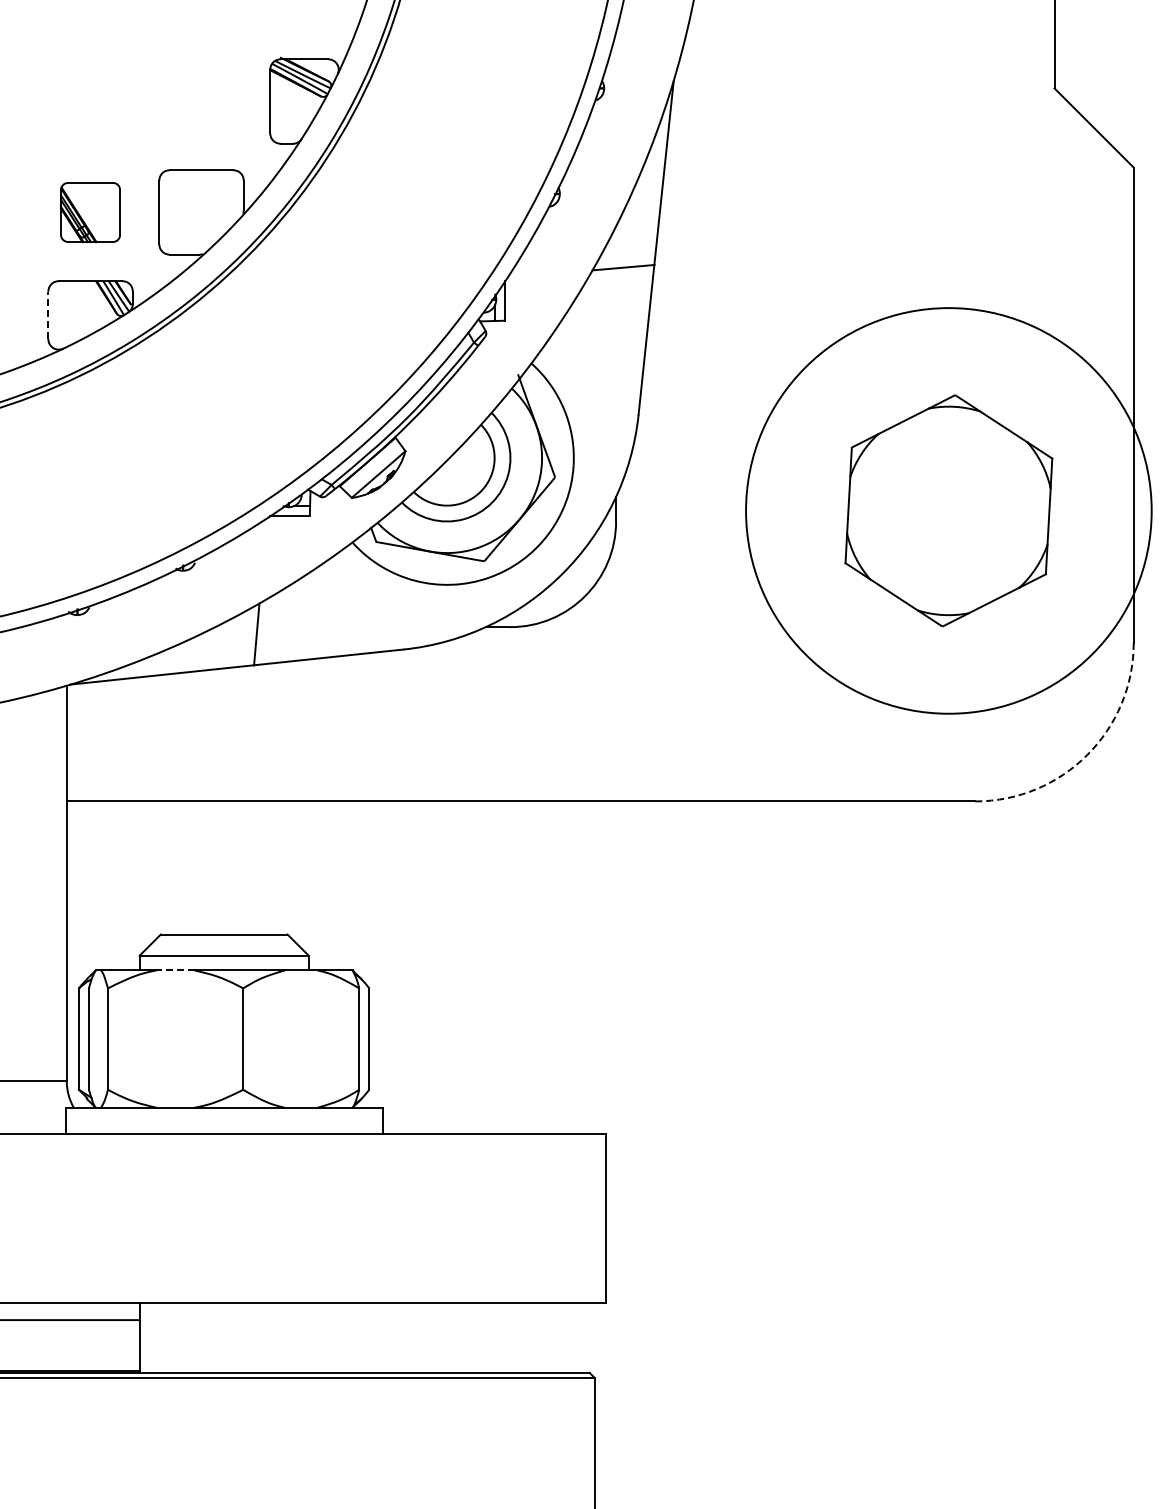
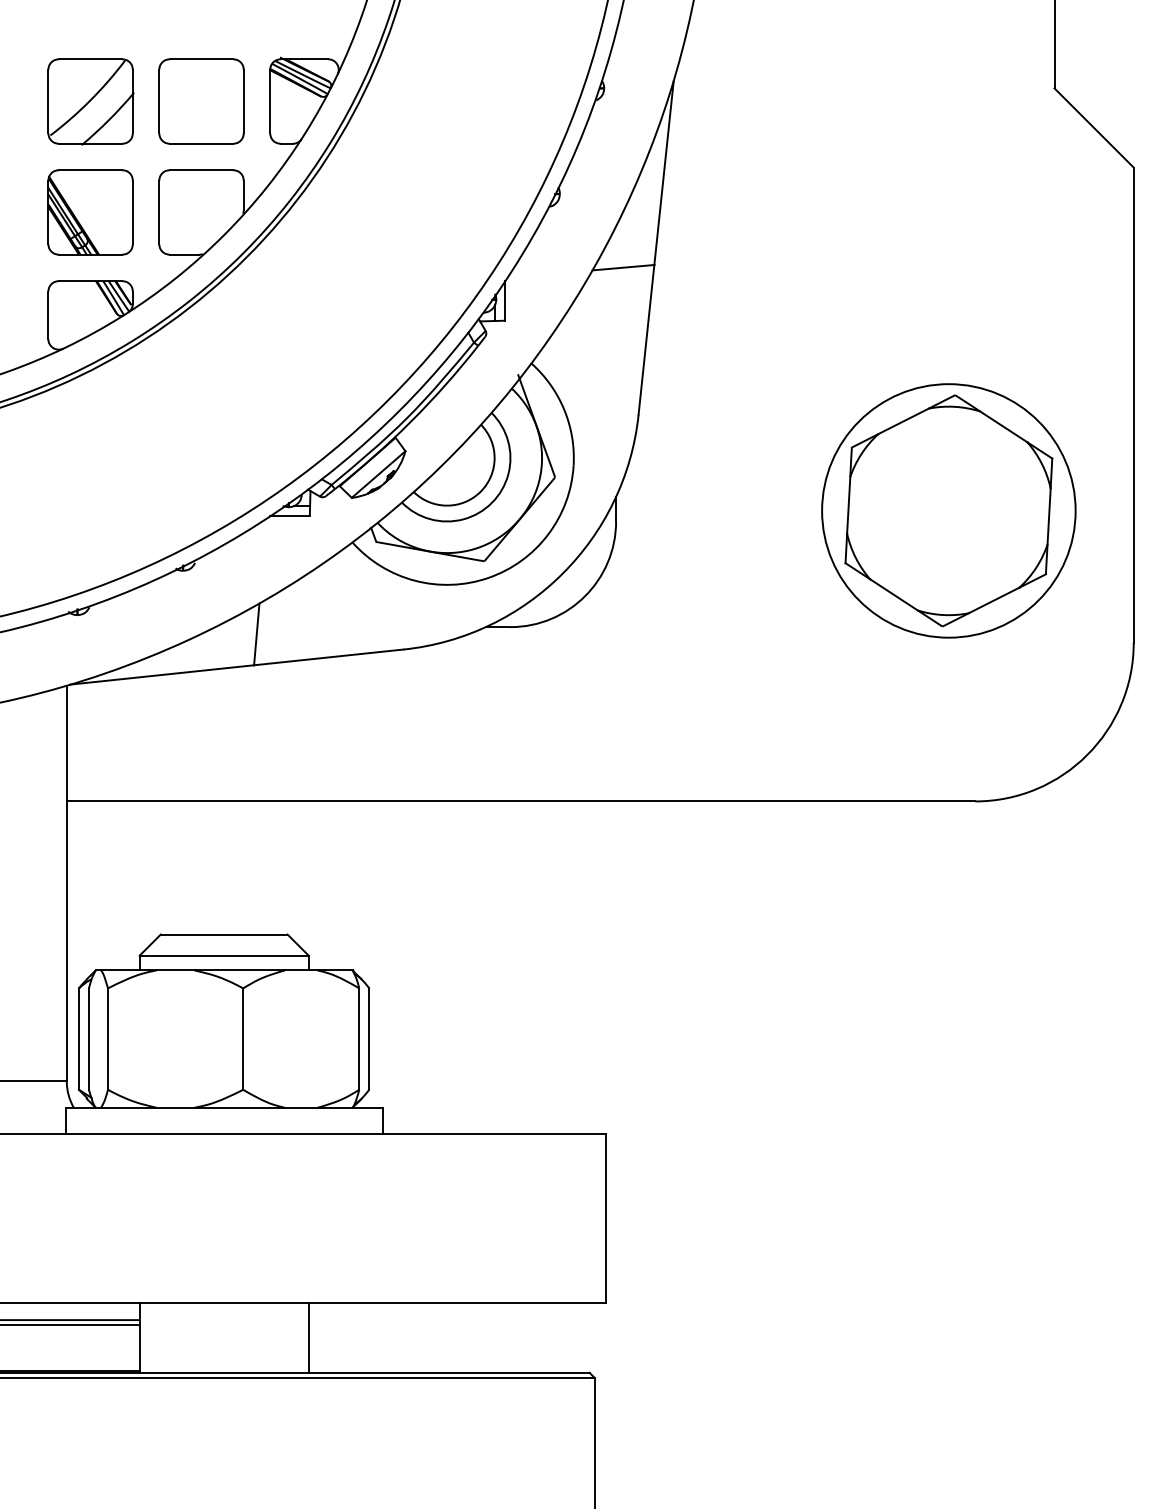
part: none -> present (90, 101)
part: none -> present (201, 101)
part size: 62x62 px -> 87x87 px (90, 212)
line: dashed -> solid (48, 315)
circle diameter: 406 px -> 254 px (948, 510)
arc: dashed -> solid (1087, 755)
line: dashed -> solid (175, 970)
line: none -> present (70, 1325)
line: none -> present (308, 1337)
